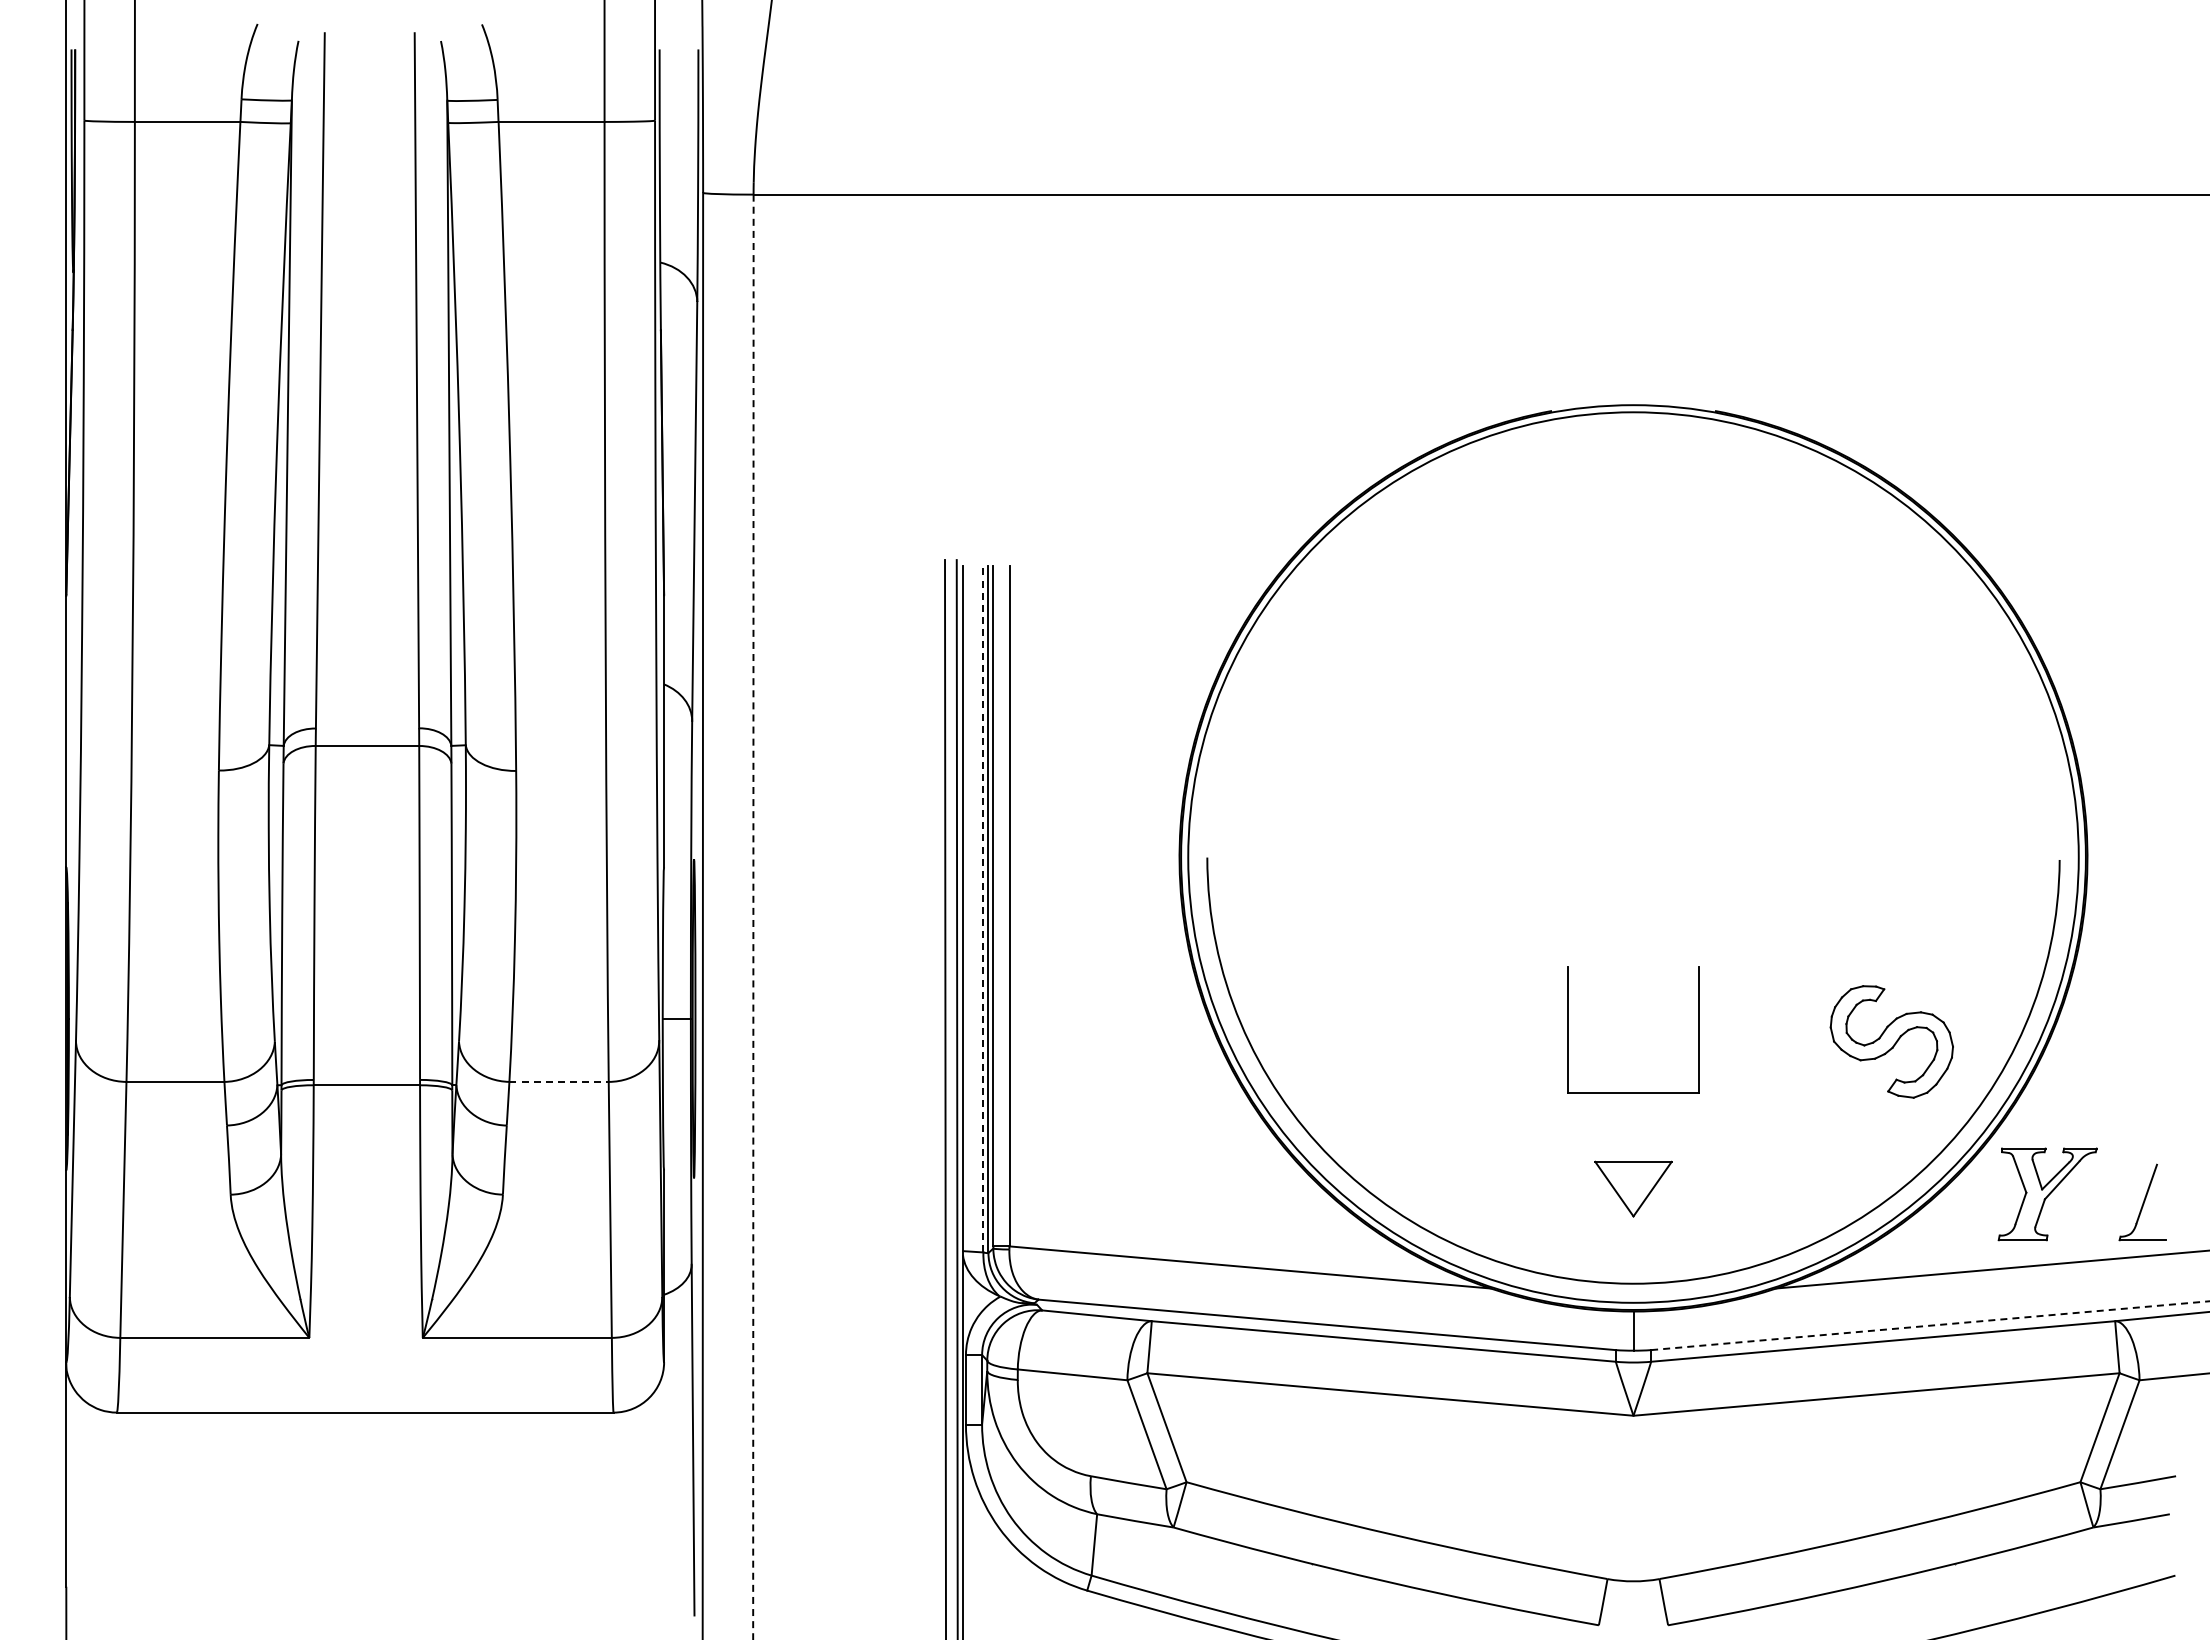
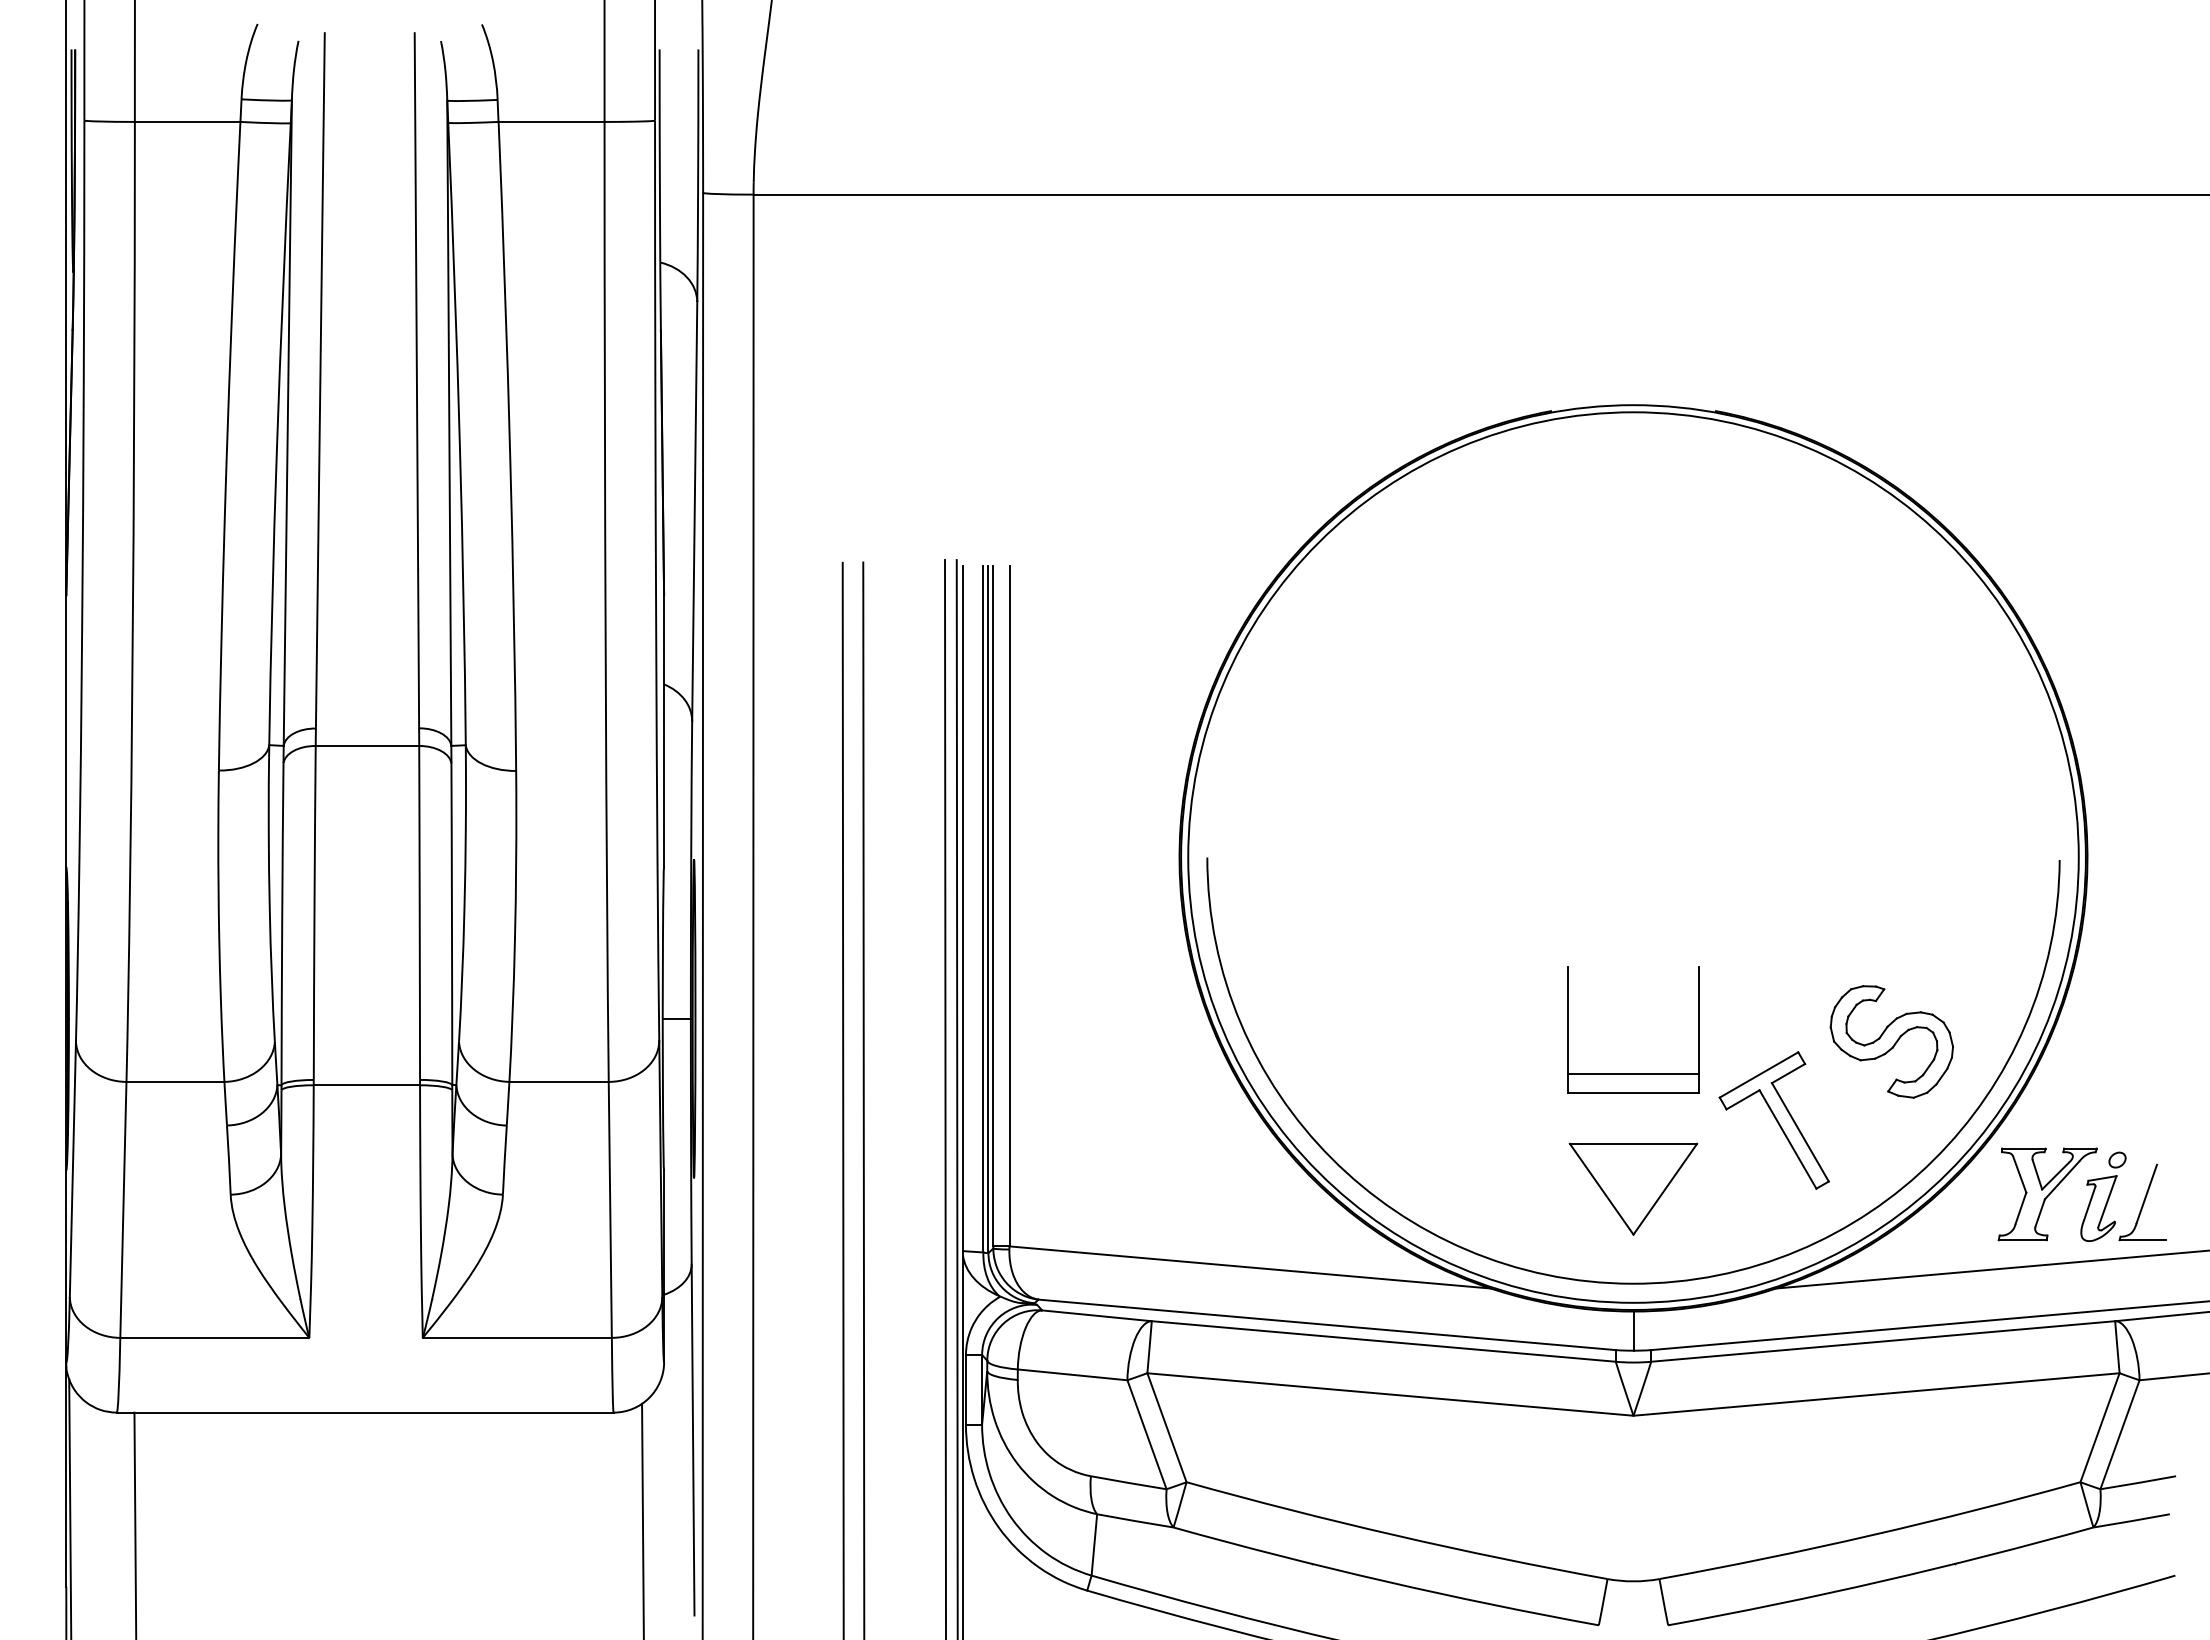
line: dashed -> solid (983, 908)
line: dashed -> solid (753, 917)
line: none -> present (1633, 1073)
line: dashed -> solid (559, 1081)
line: none -> present (842, 1099)
line: none -> present (863, 1099)
part: none -> present (1773, 1120)
part size: 79x58 px -> 131x94 px (1633, 1188)
part: none -> present (2103, 1196)
line: dashed -> solid (1930, 1325)
line: none -> present (70, 1507)
line: none -> present (642, 1519)
line: none -> present (135, 1524)
